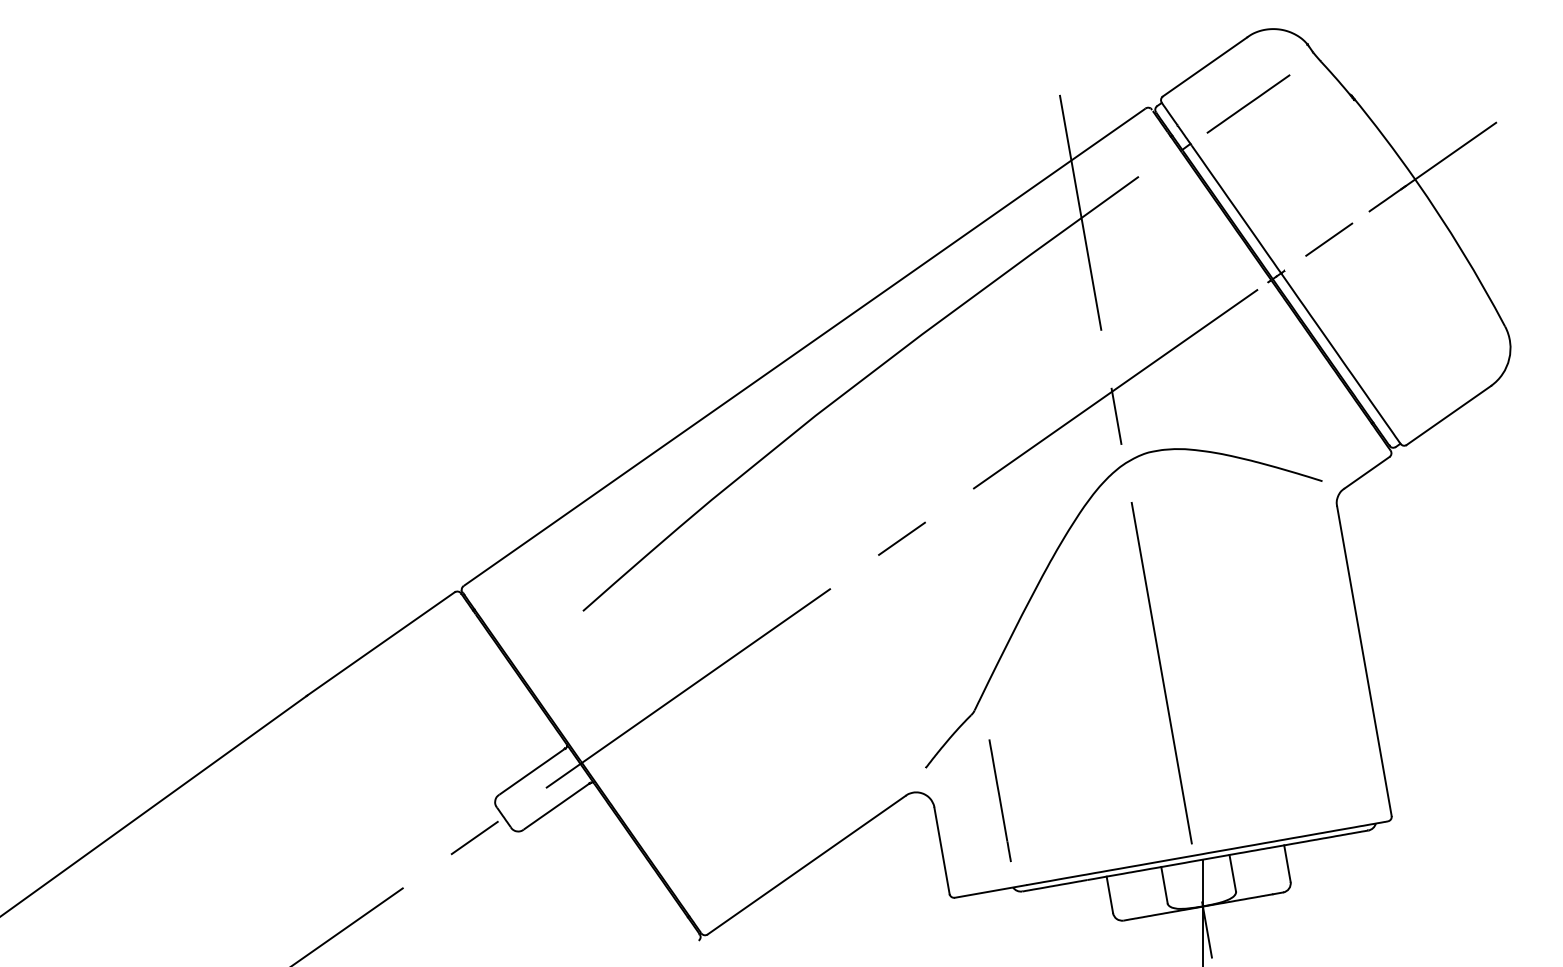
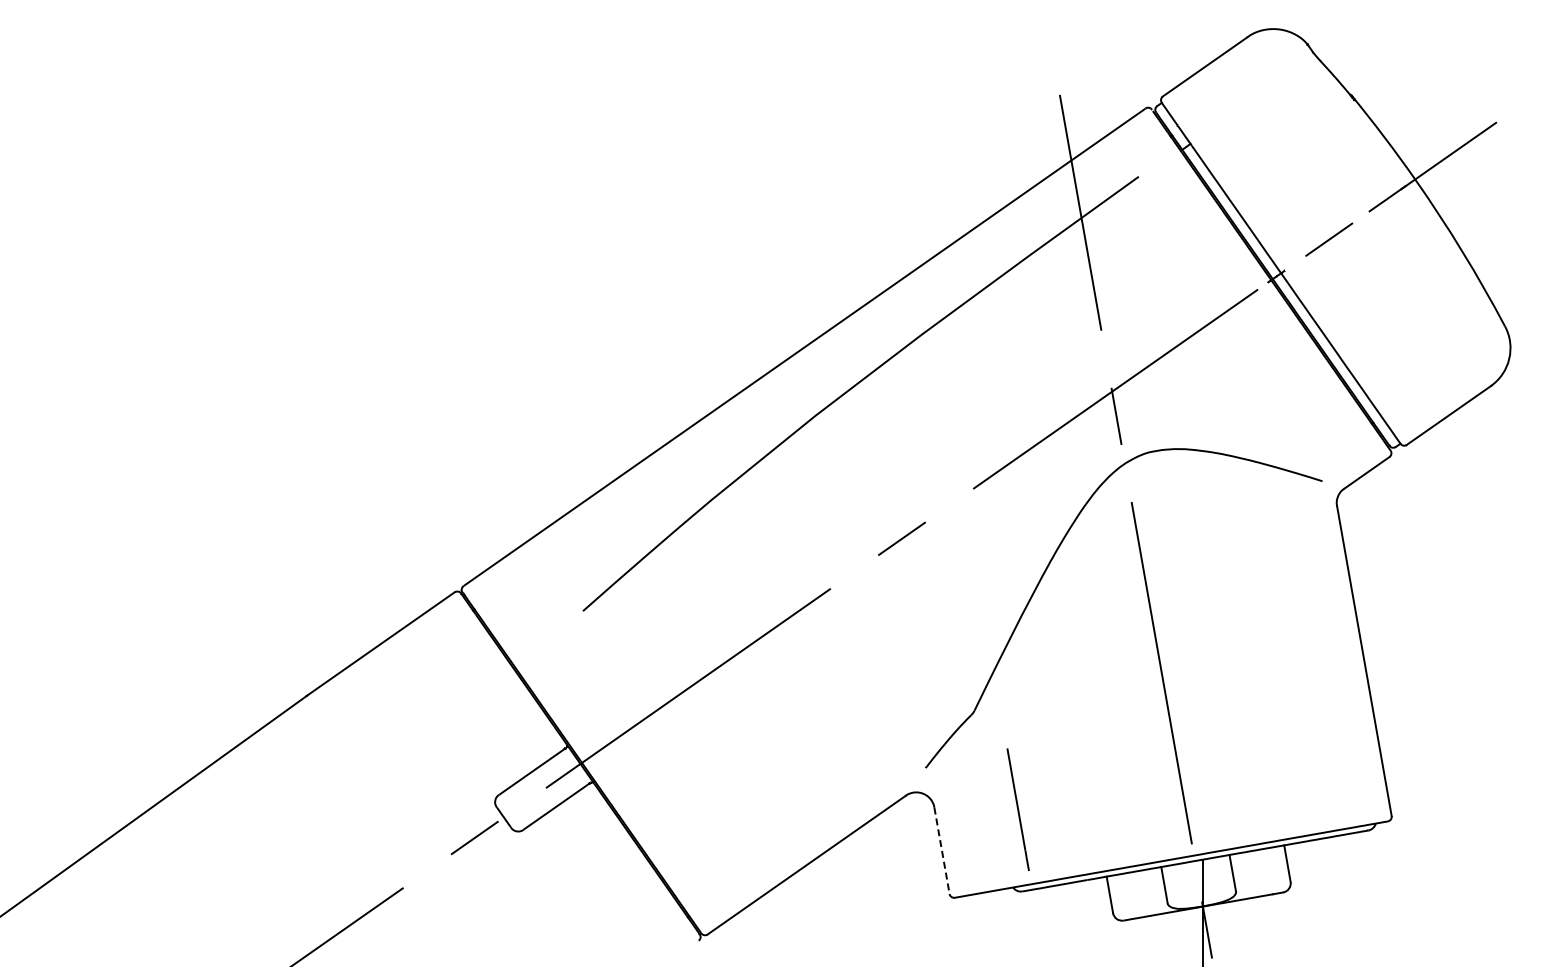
line: present -> none (1248, 103)
line position: (999, 800) -> (1017, 809) (1017, 809)
line: solid -> dashed (942, 851)
